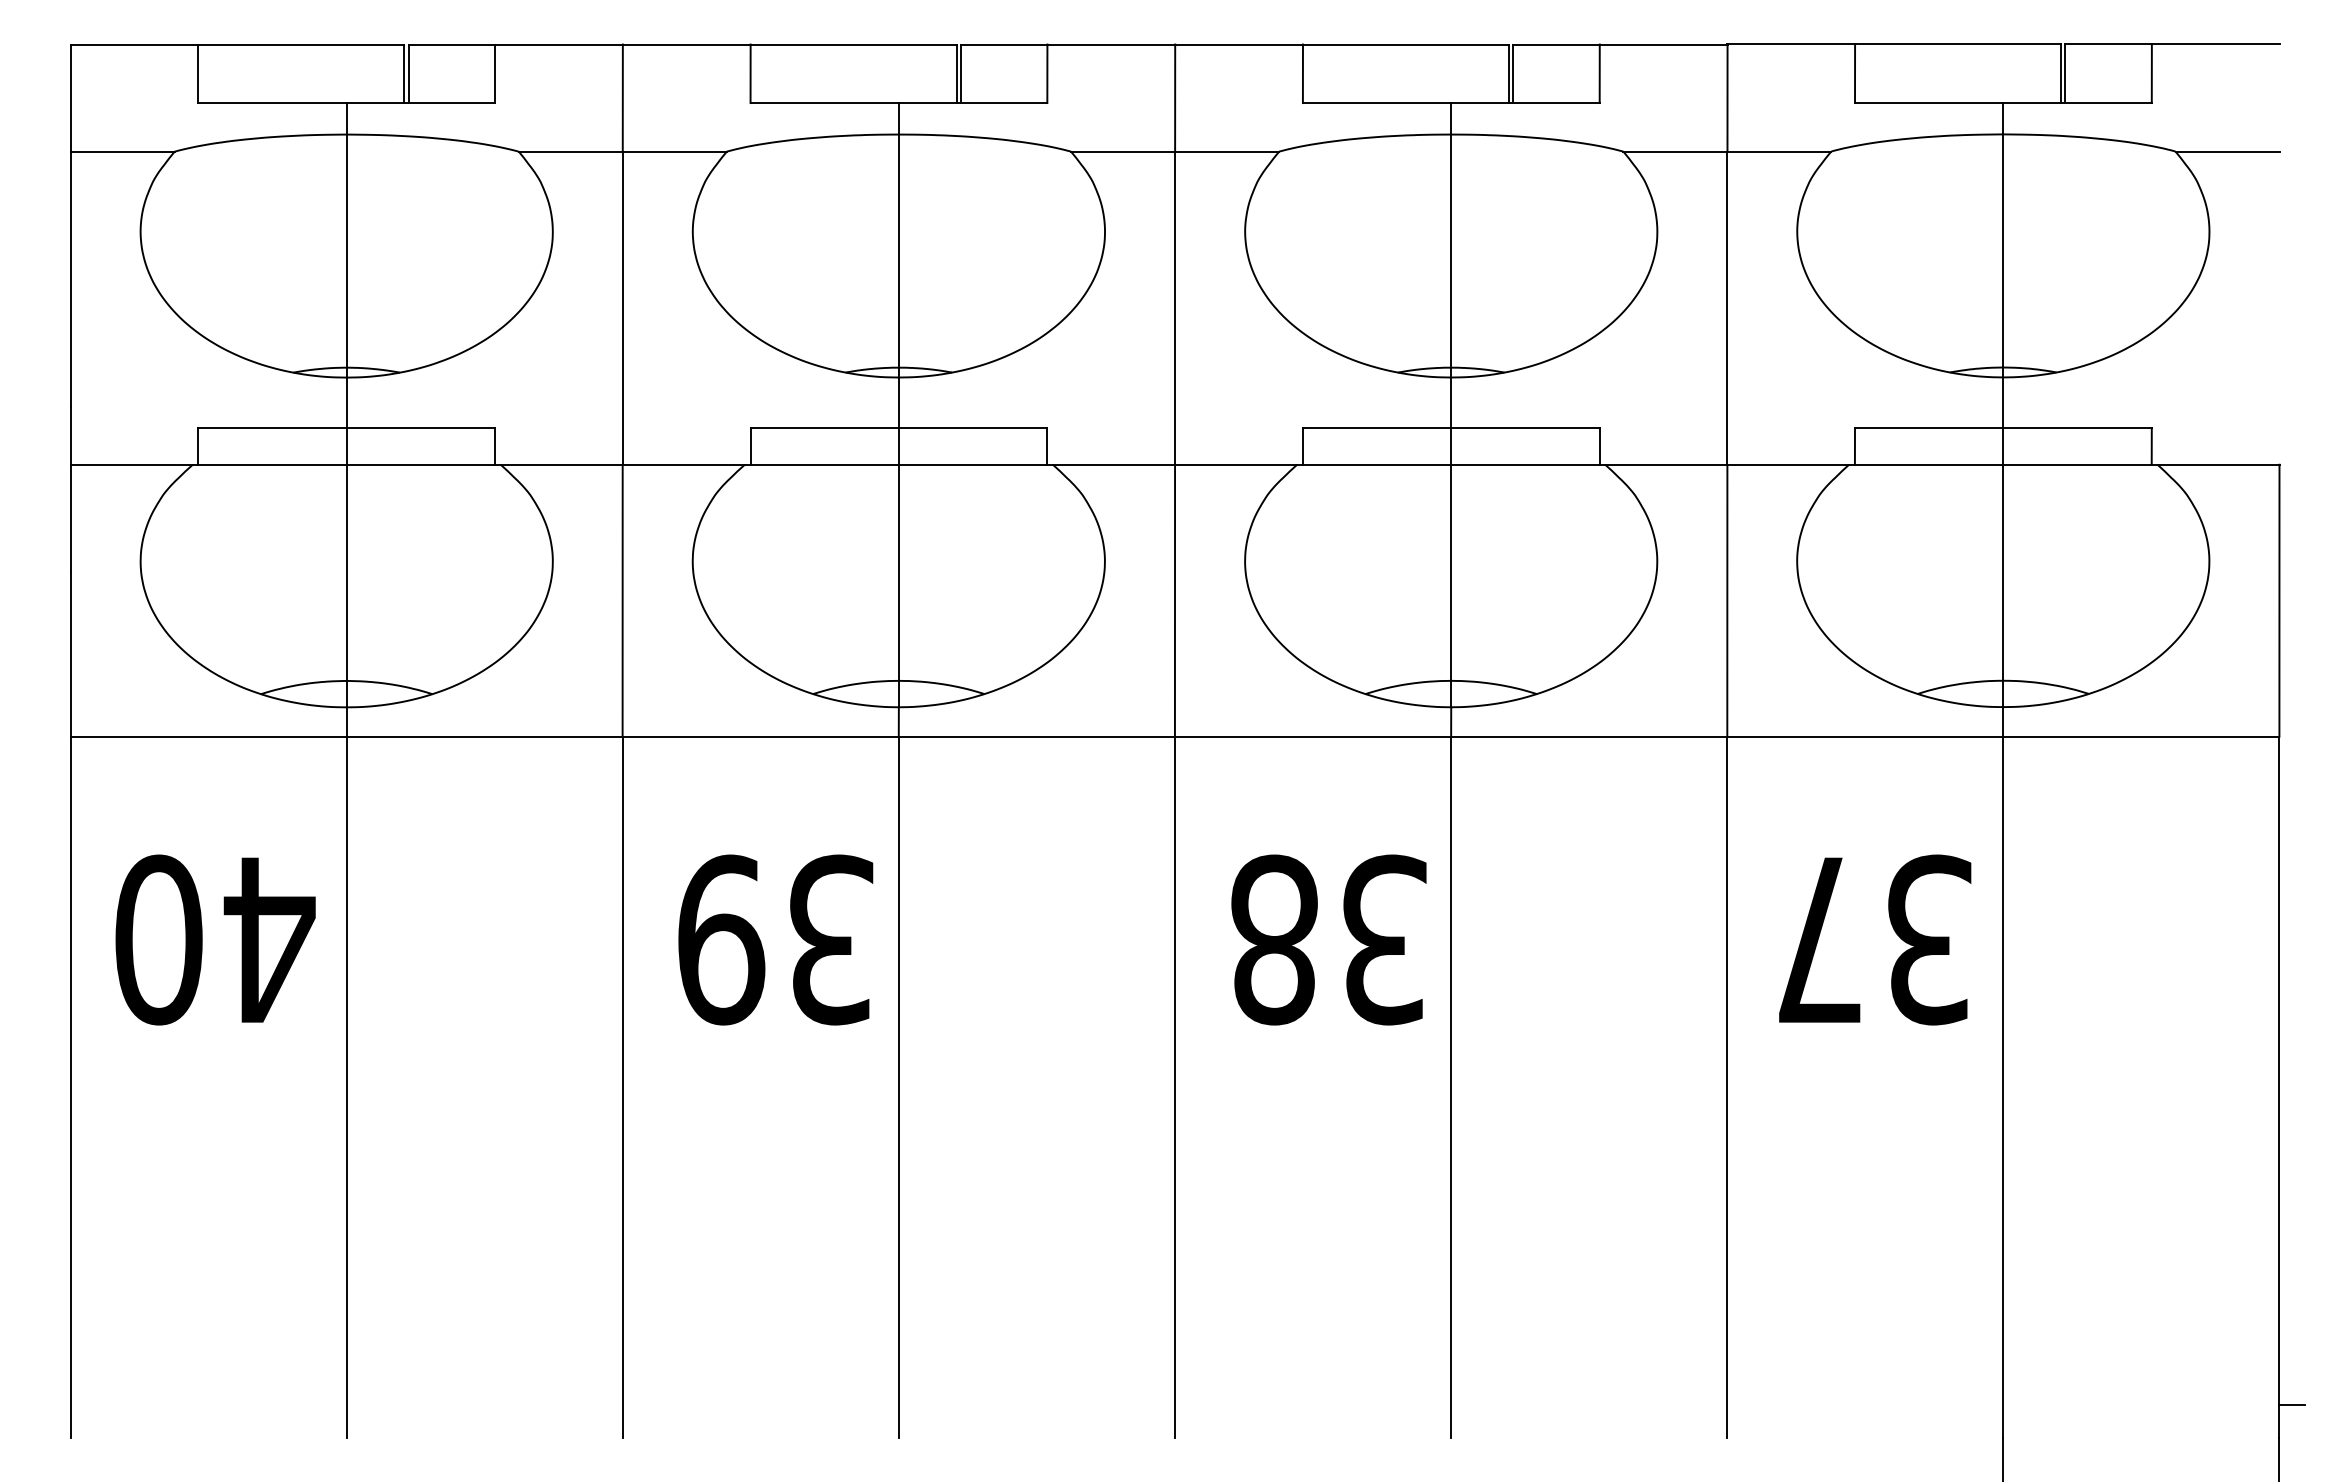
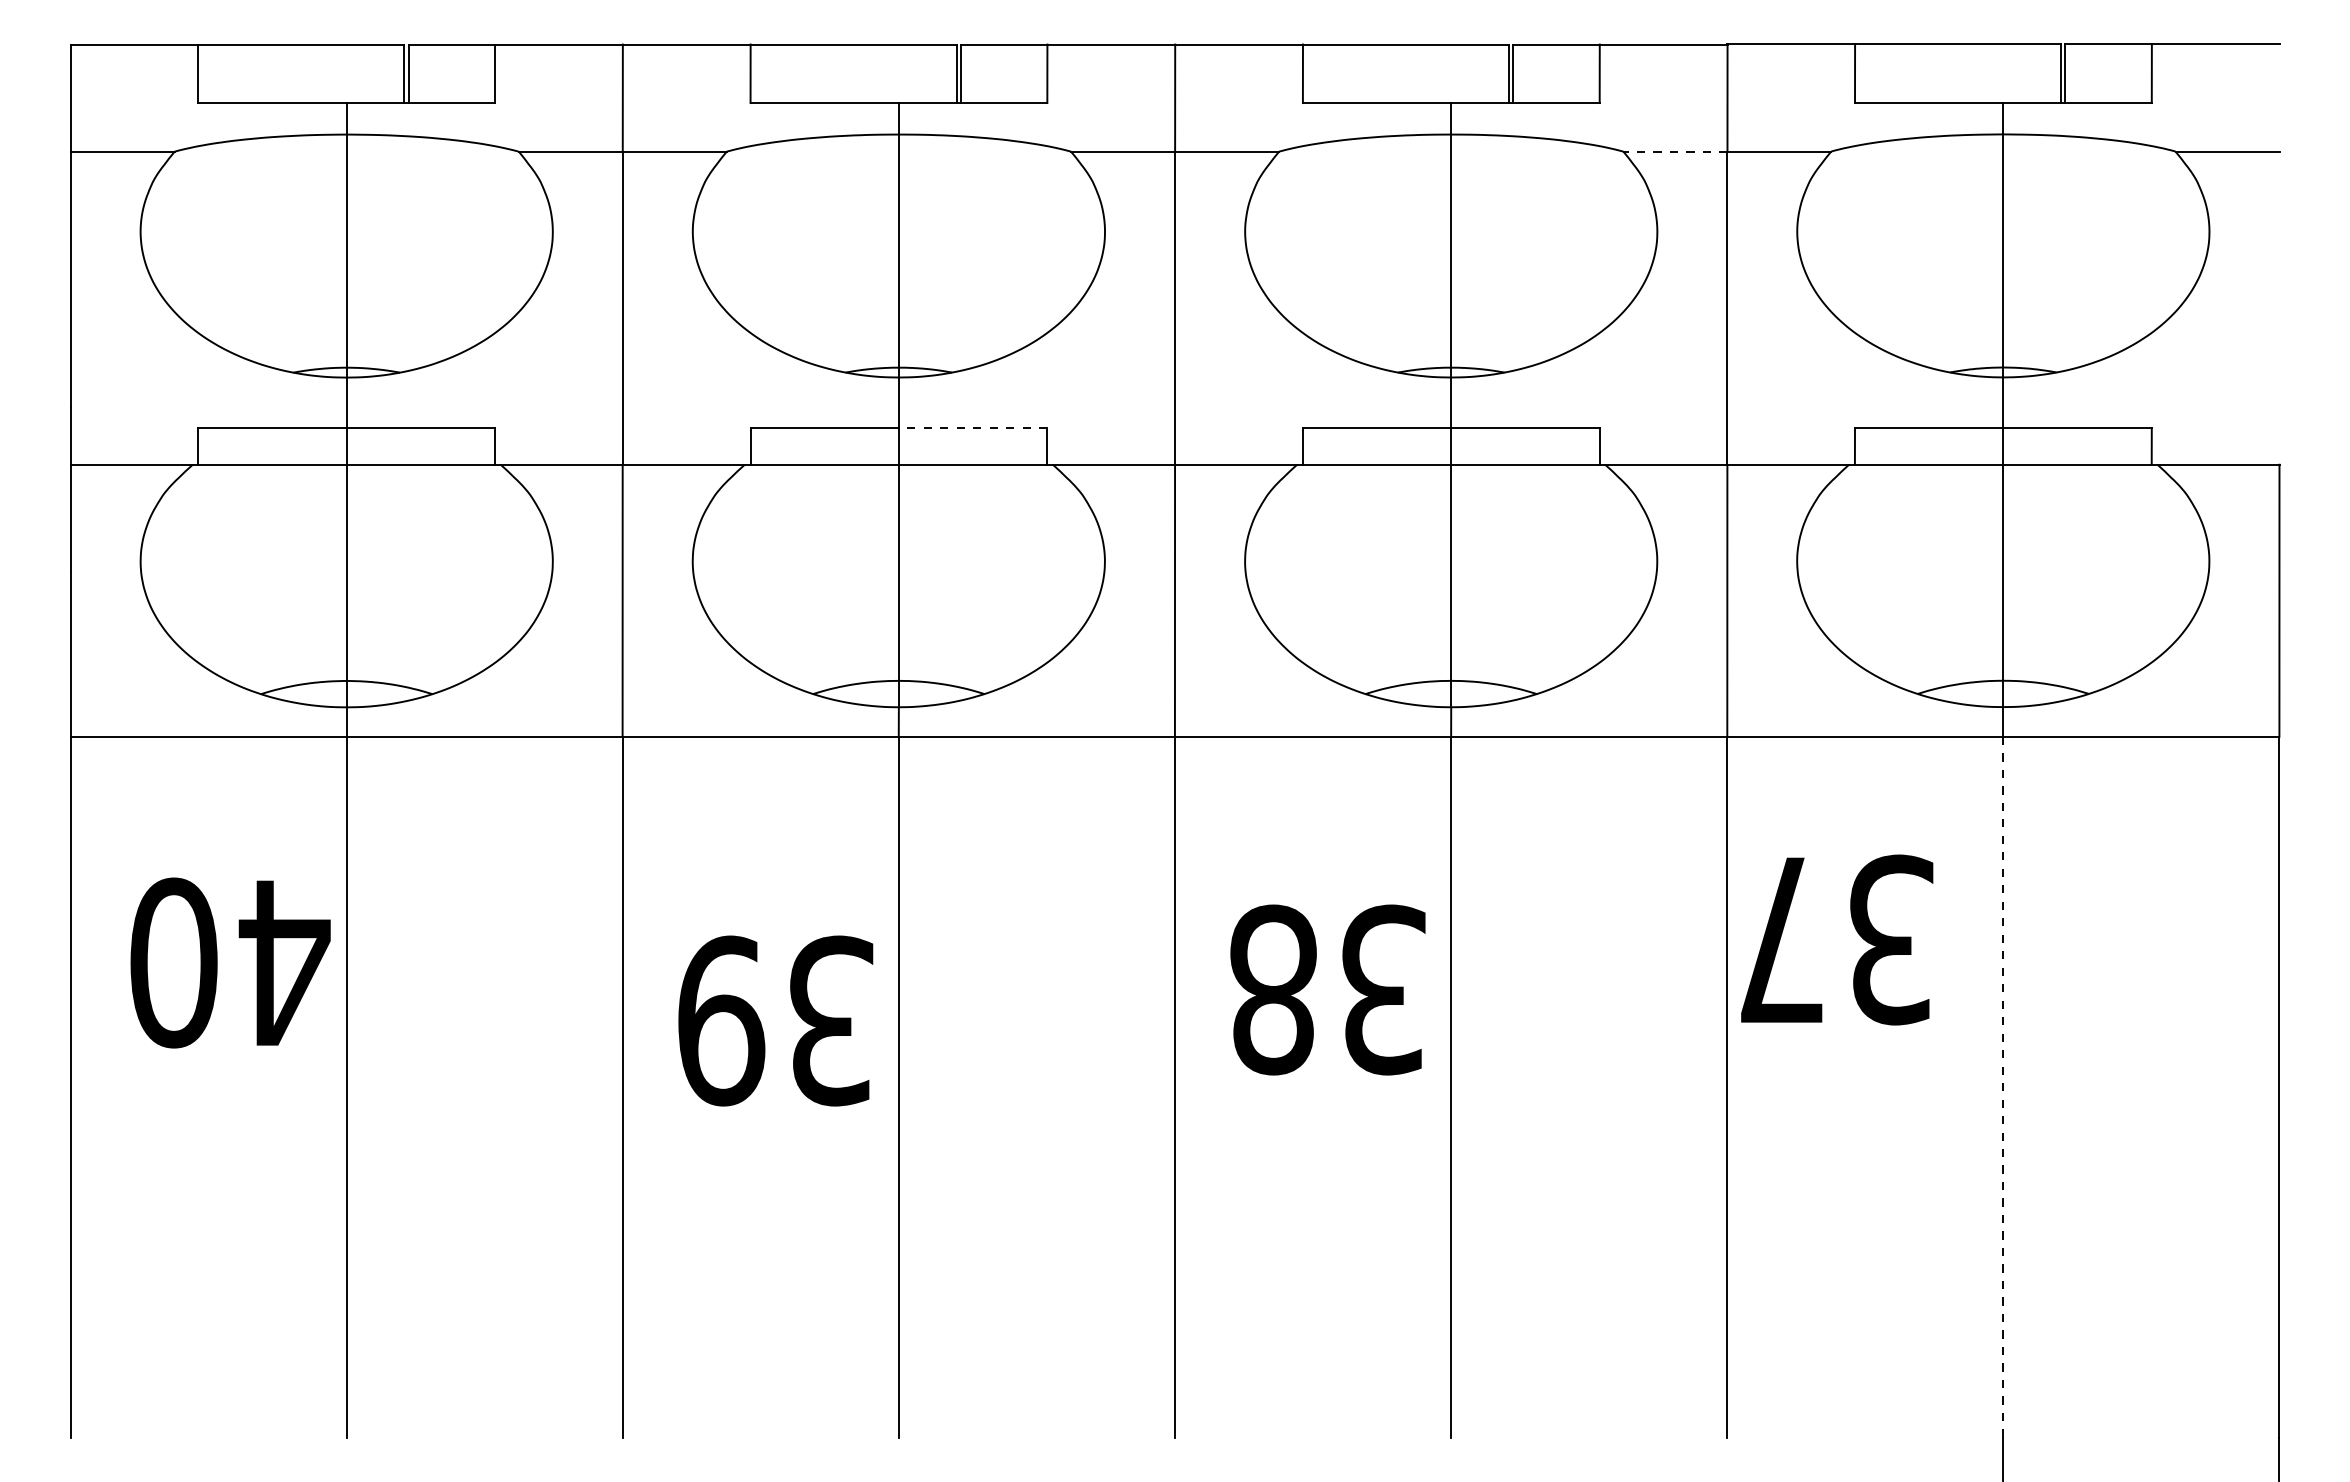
line: solid -> dashed (1674, 151)
line: solid -> dashed (972, 428)
text position: (215, 939) -> (230, 962) (230, 962)
text position: (775, 939) -> (775, 1020) (775, 1020)
text position: (1328, 939) -> (1327, 989) (1327, 989)
text position: (1875, 939) -> (1837, 939) (1837, 939)
line: solid -> dashed (2003, 1087)
line: present -> none (2291, 1404)
